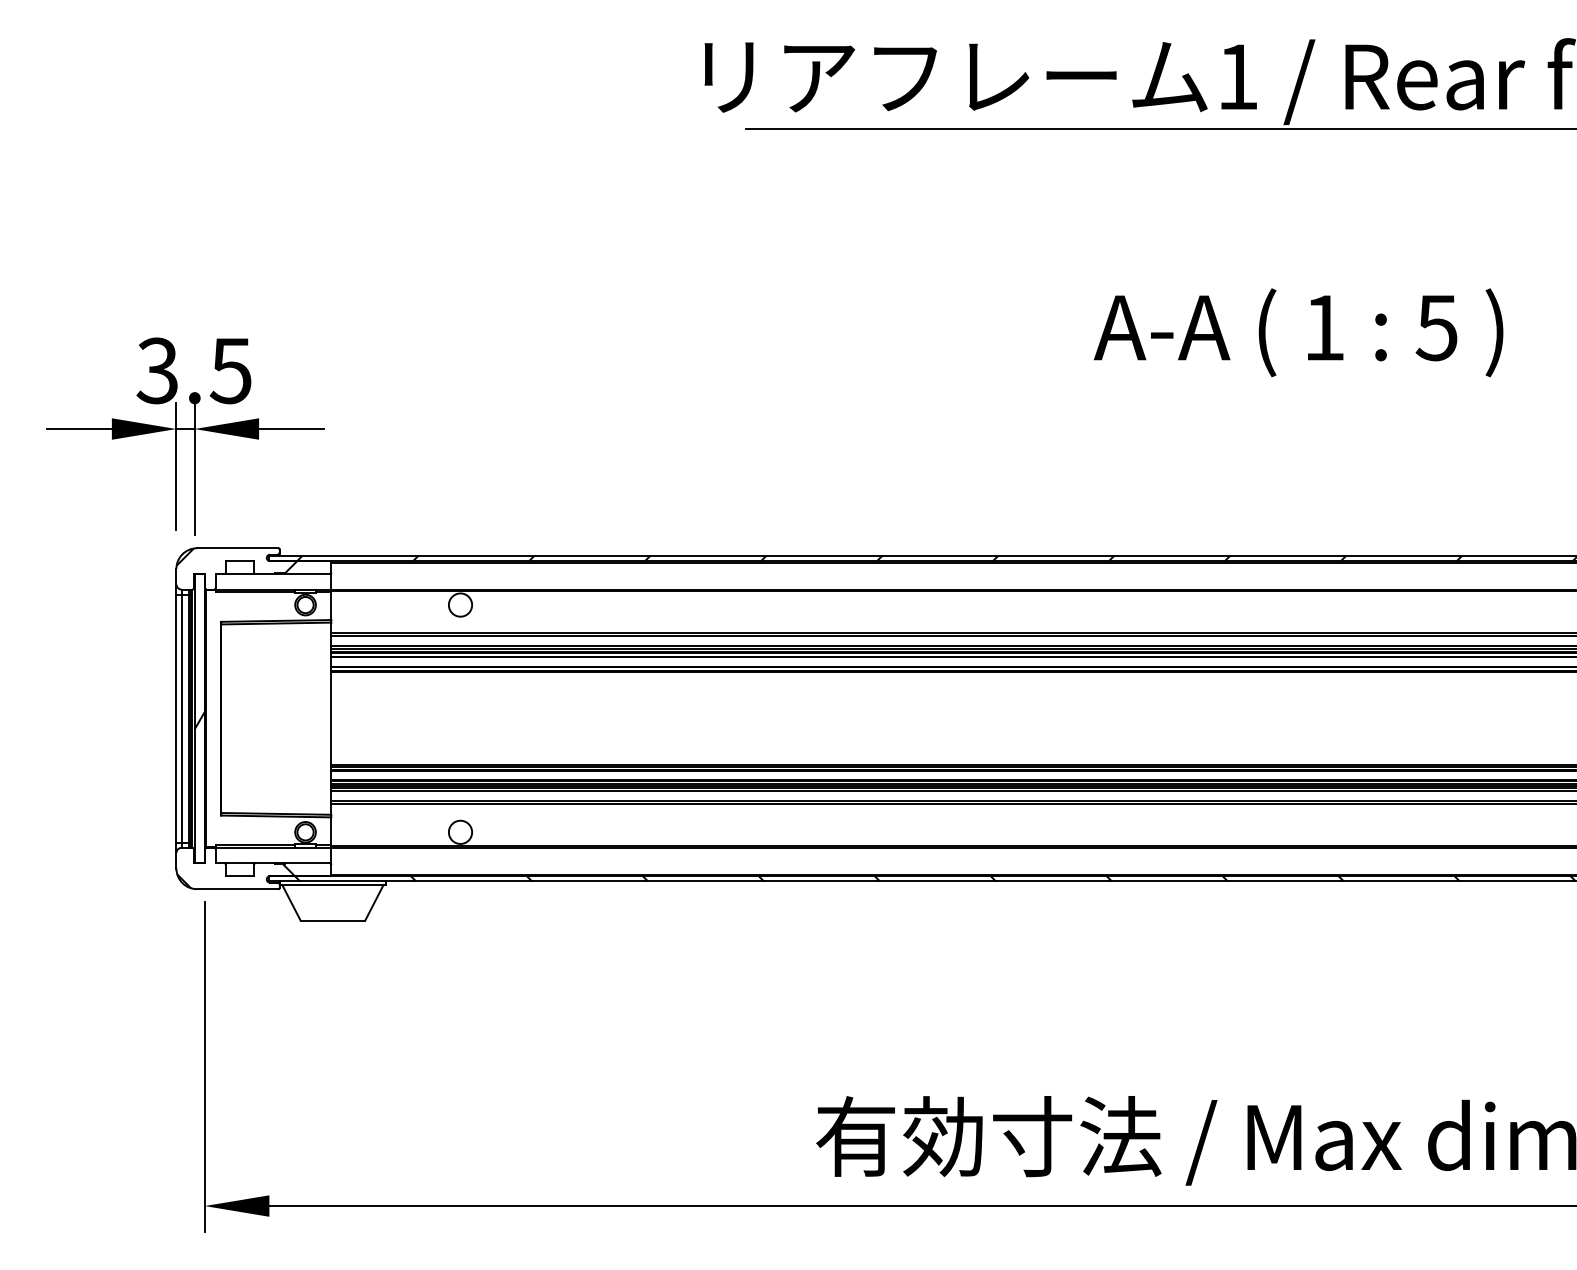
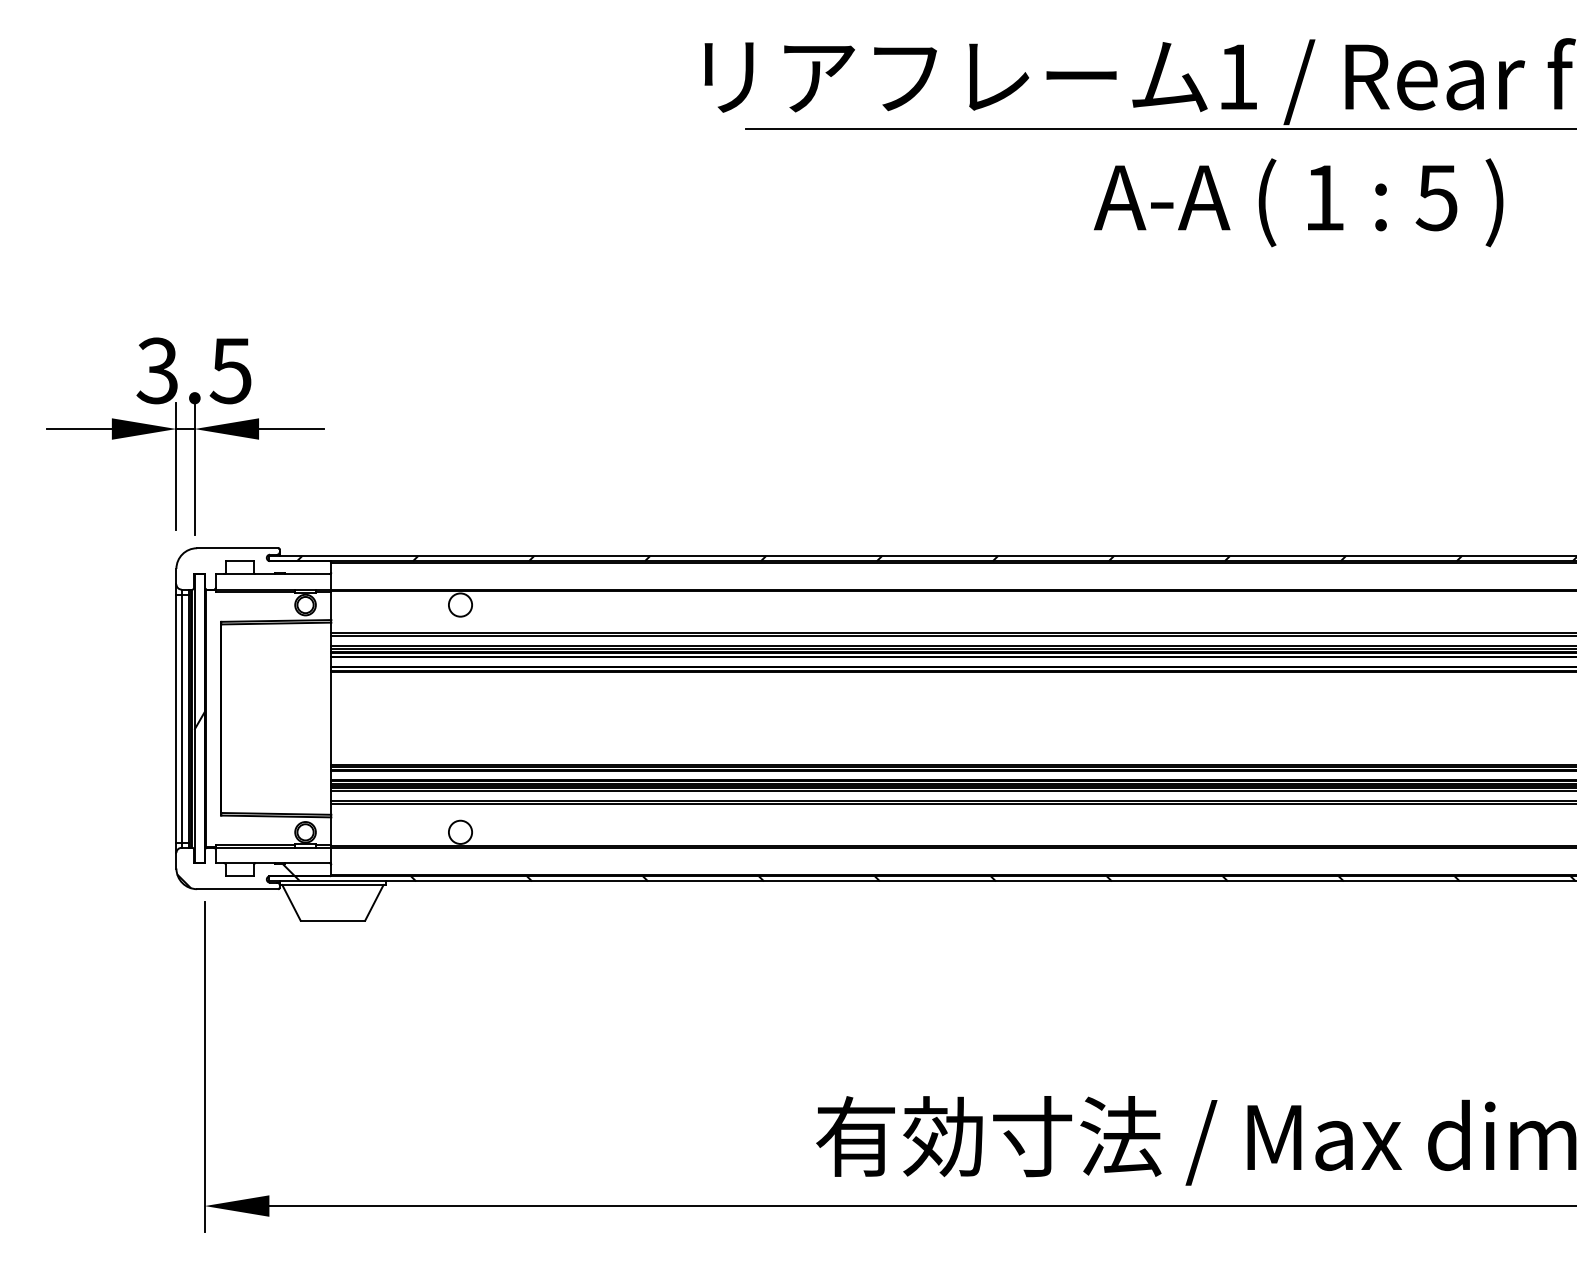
text position: (1298, 332) -> (1298, 202) (1298, 202)
hatch: present -> none (236, 560)
